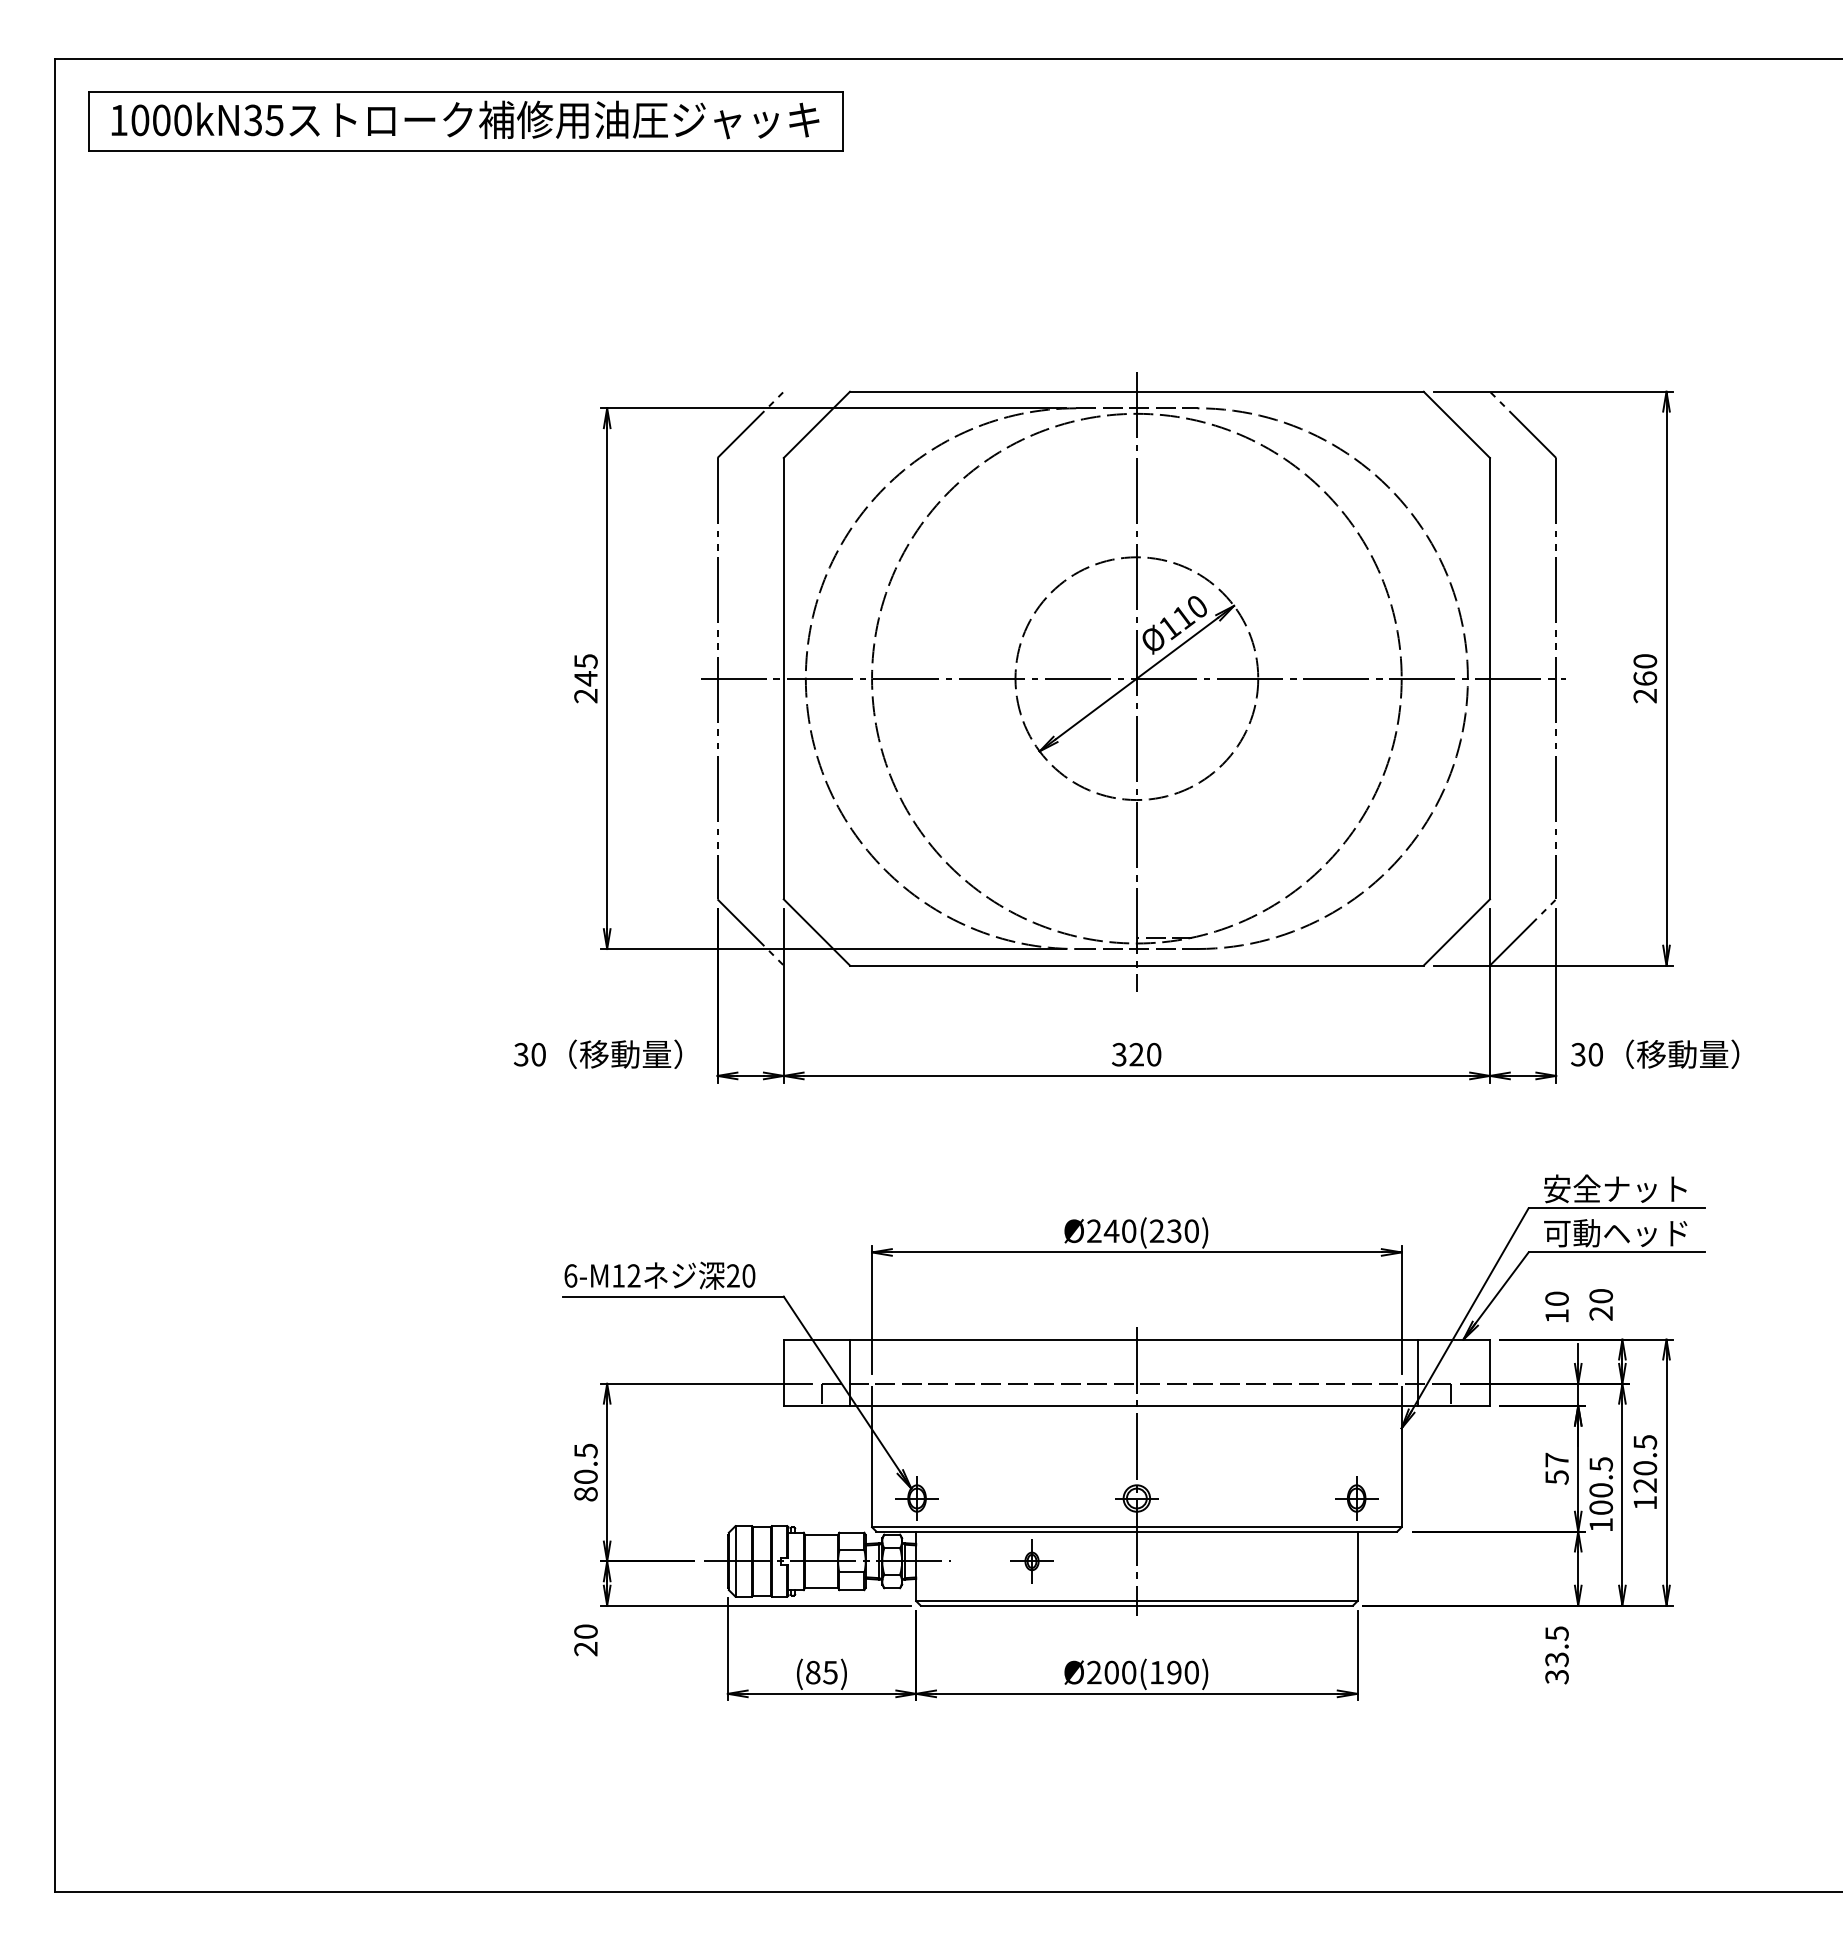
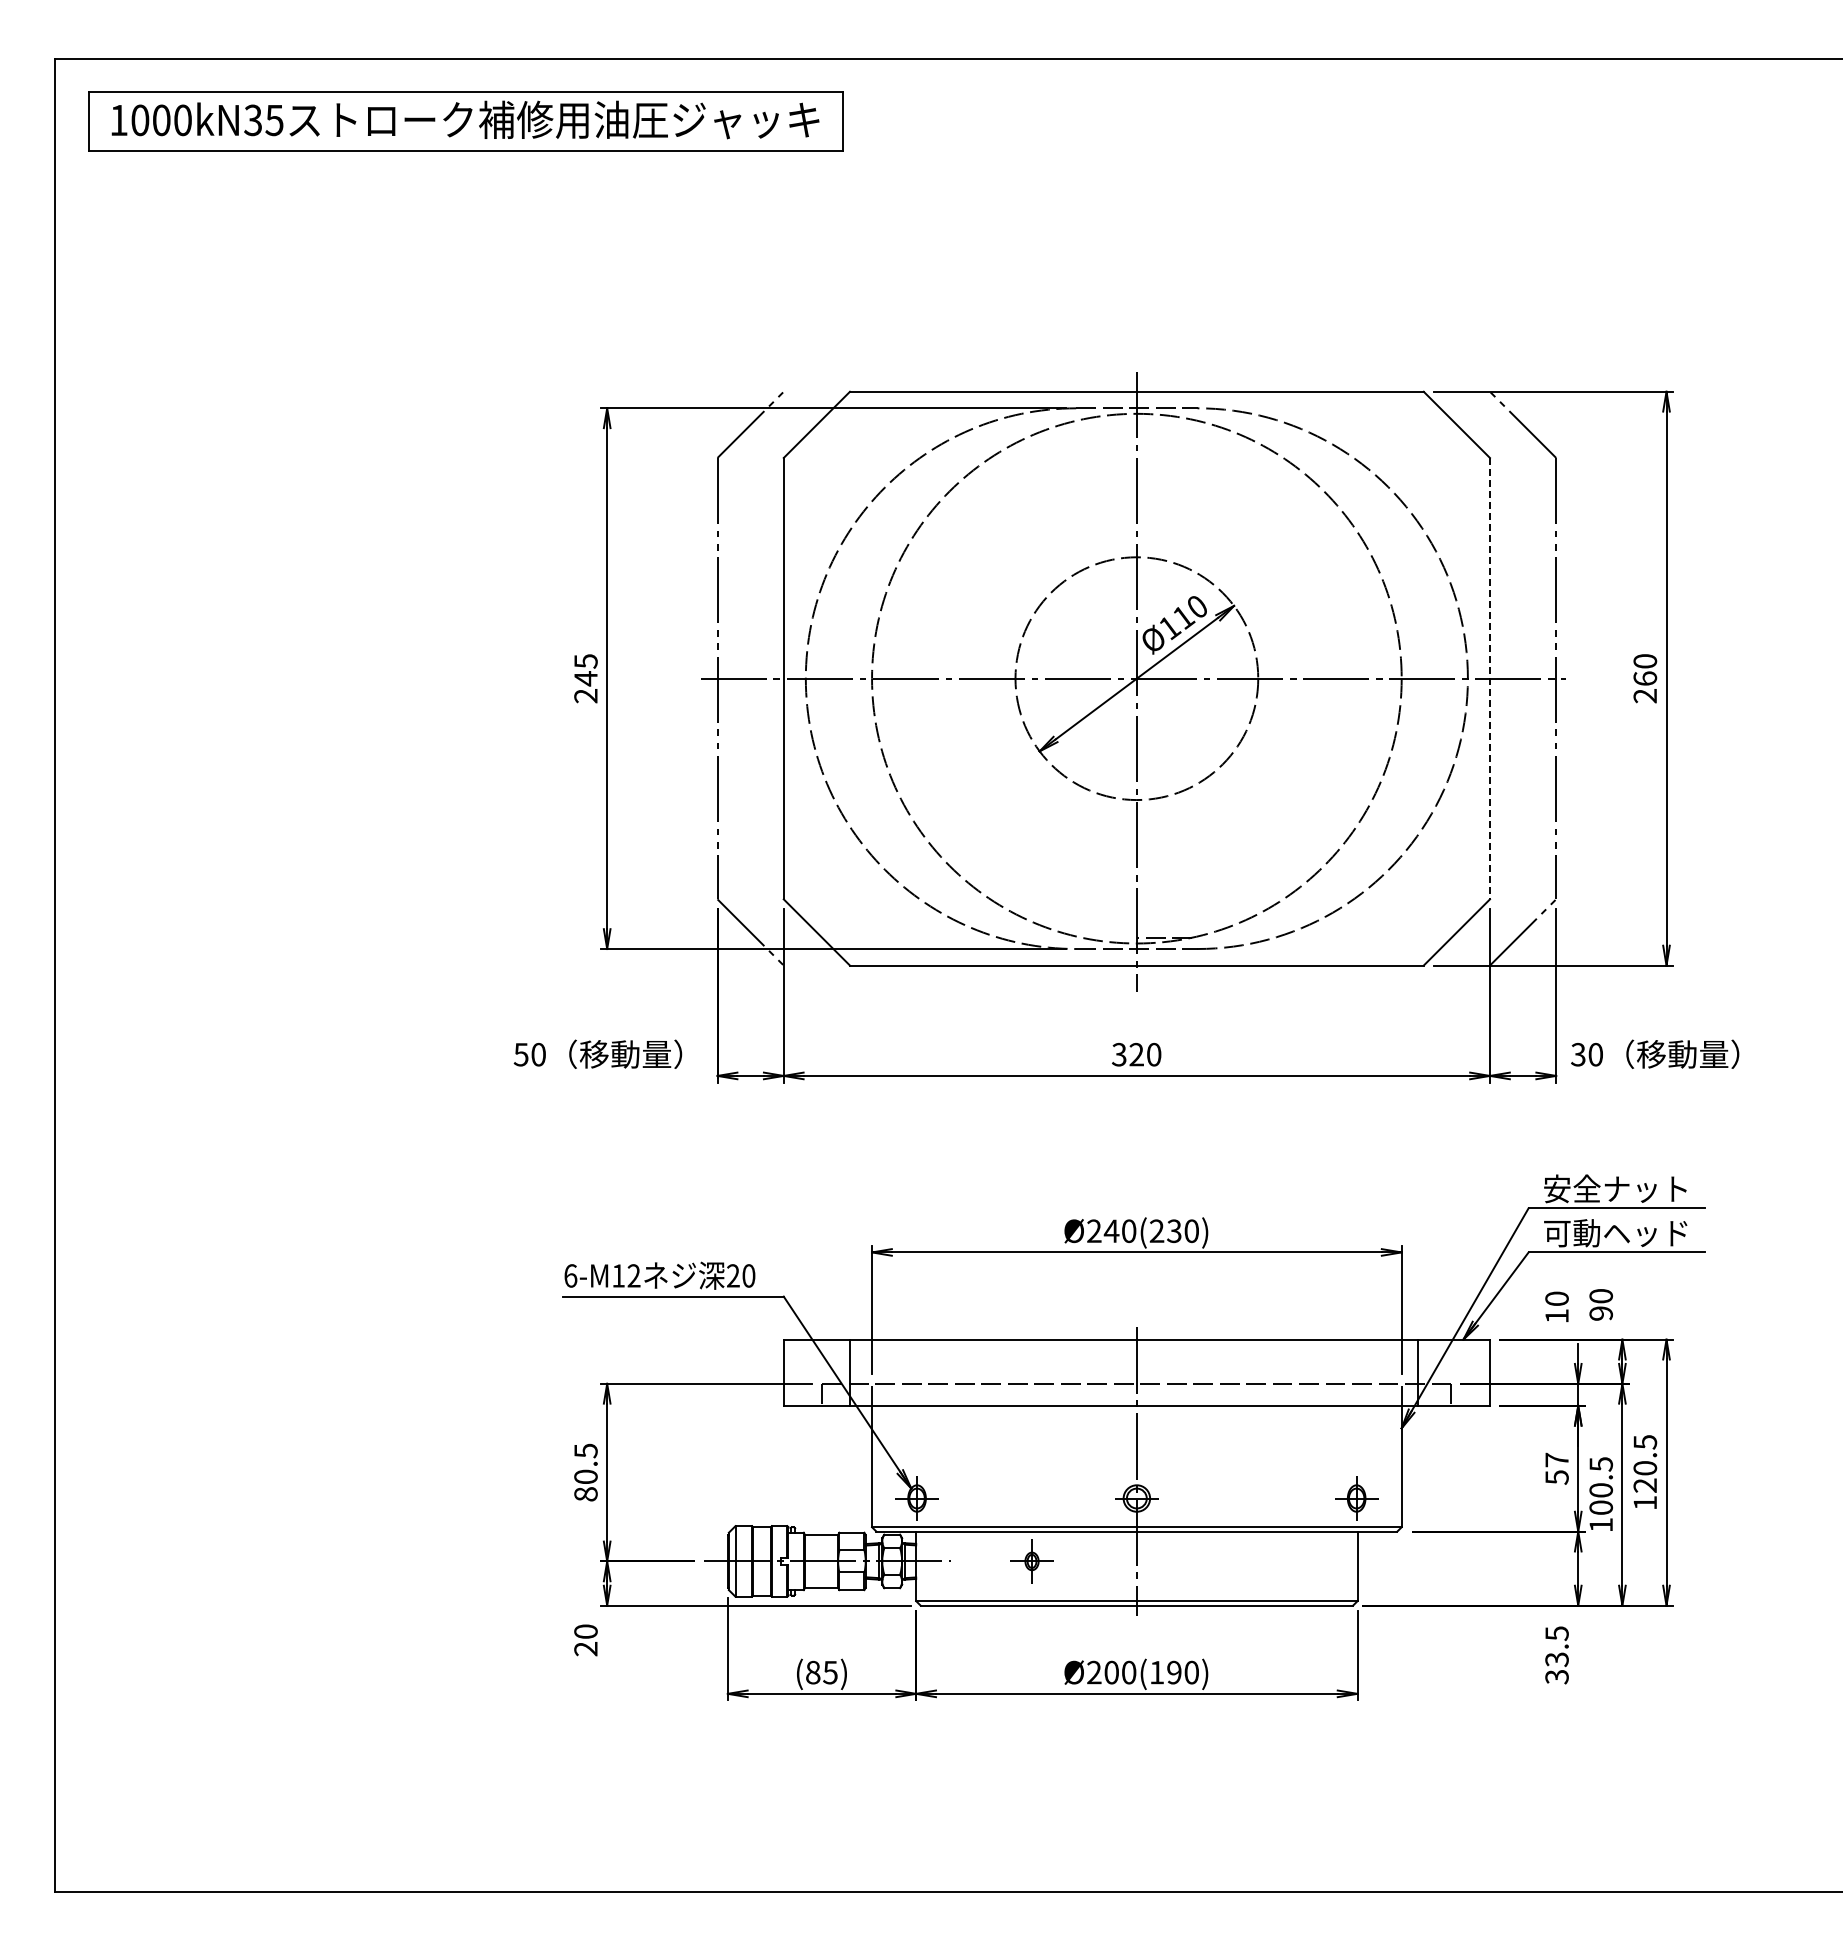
line: solid -> dashed (1489, 678)
text: 30 -> 50 (521, 1054)
text: 20 -> 90 (1600, 1313)
